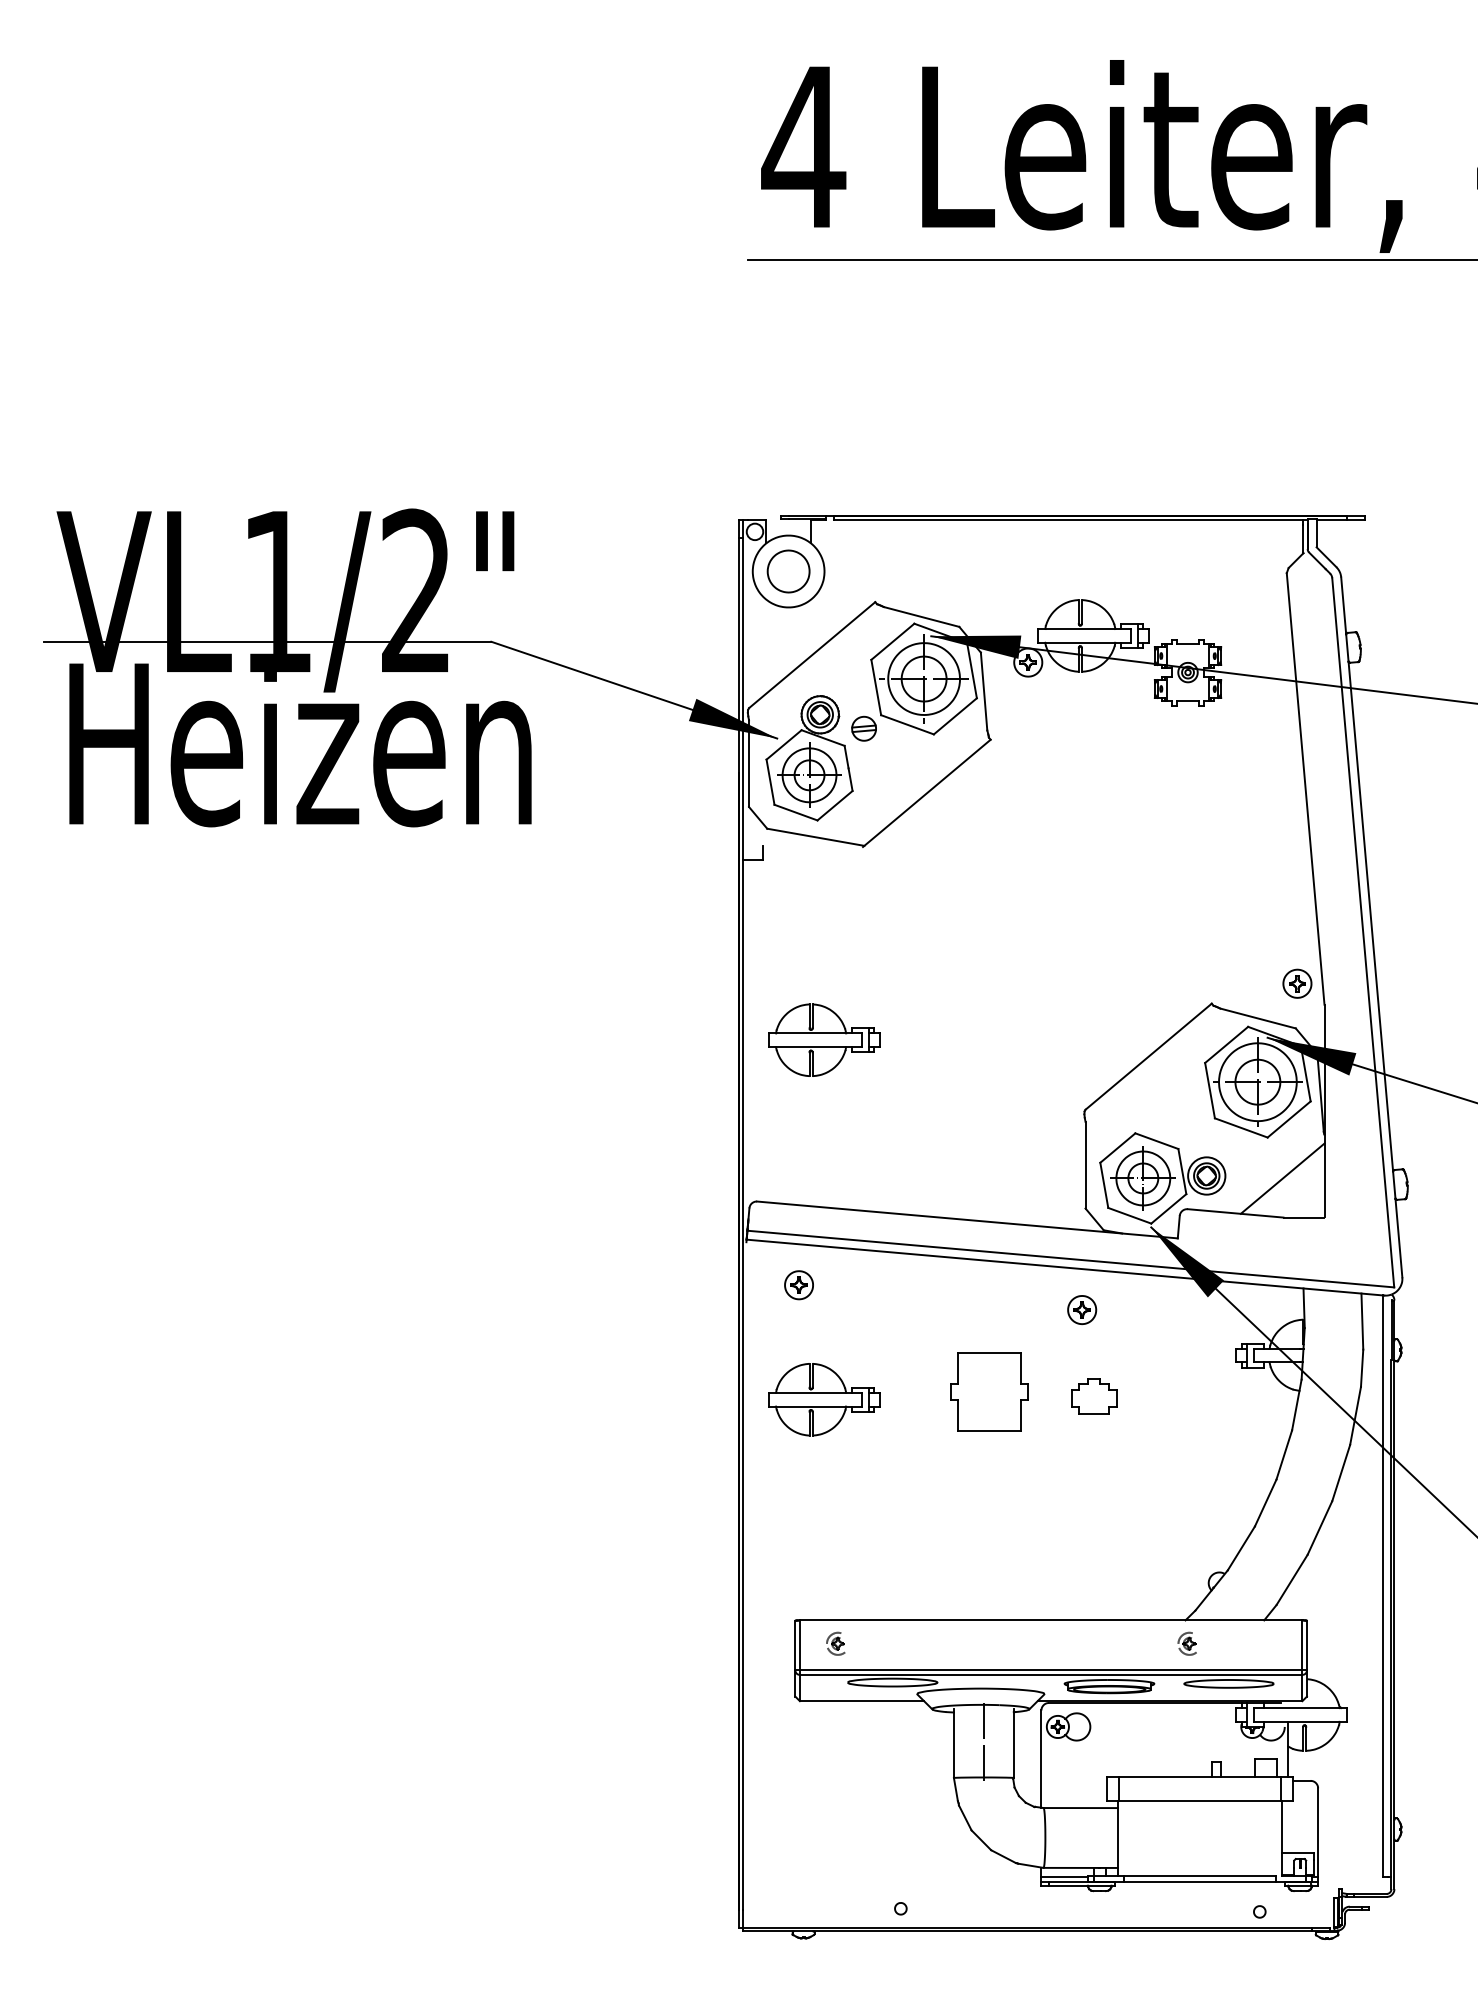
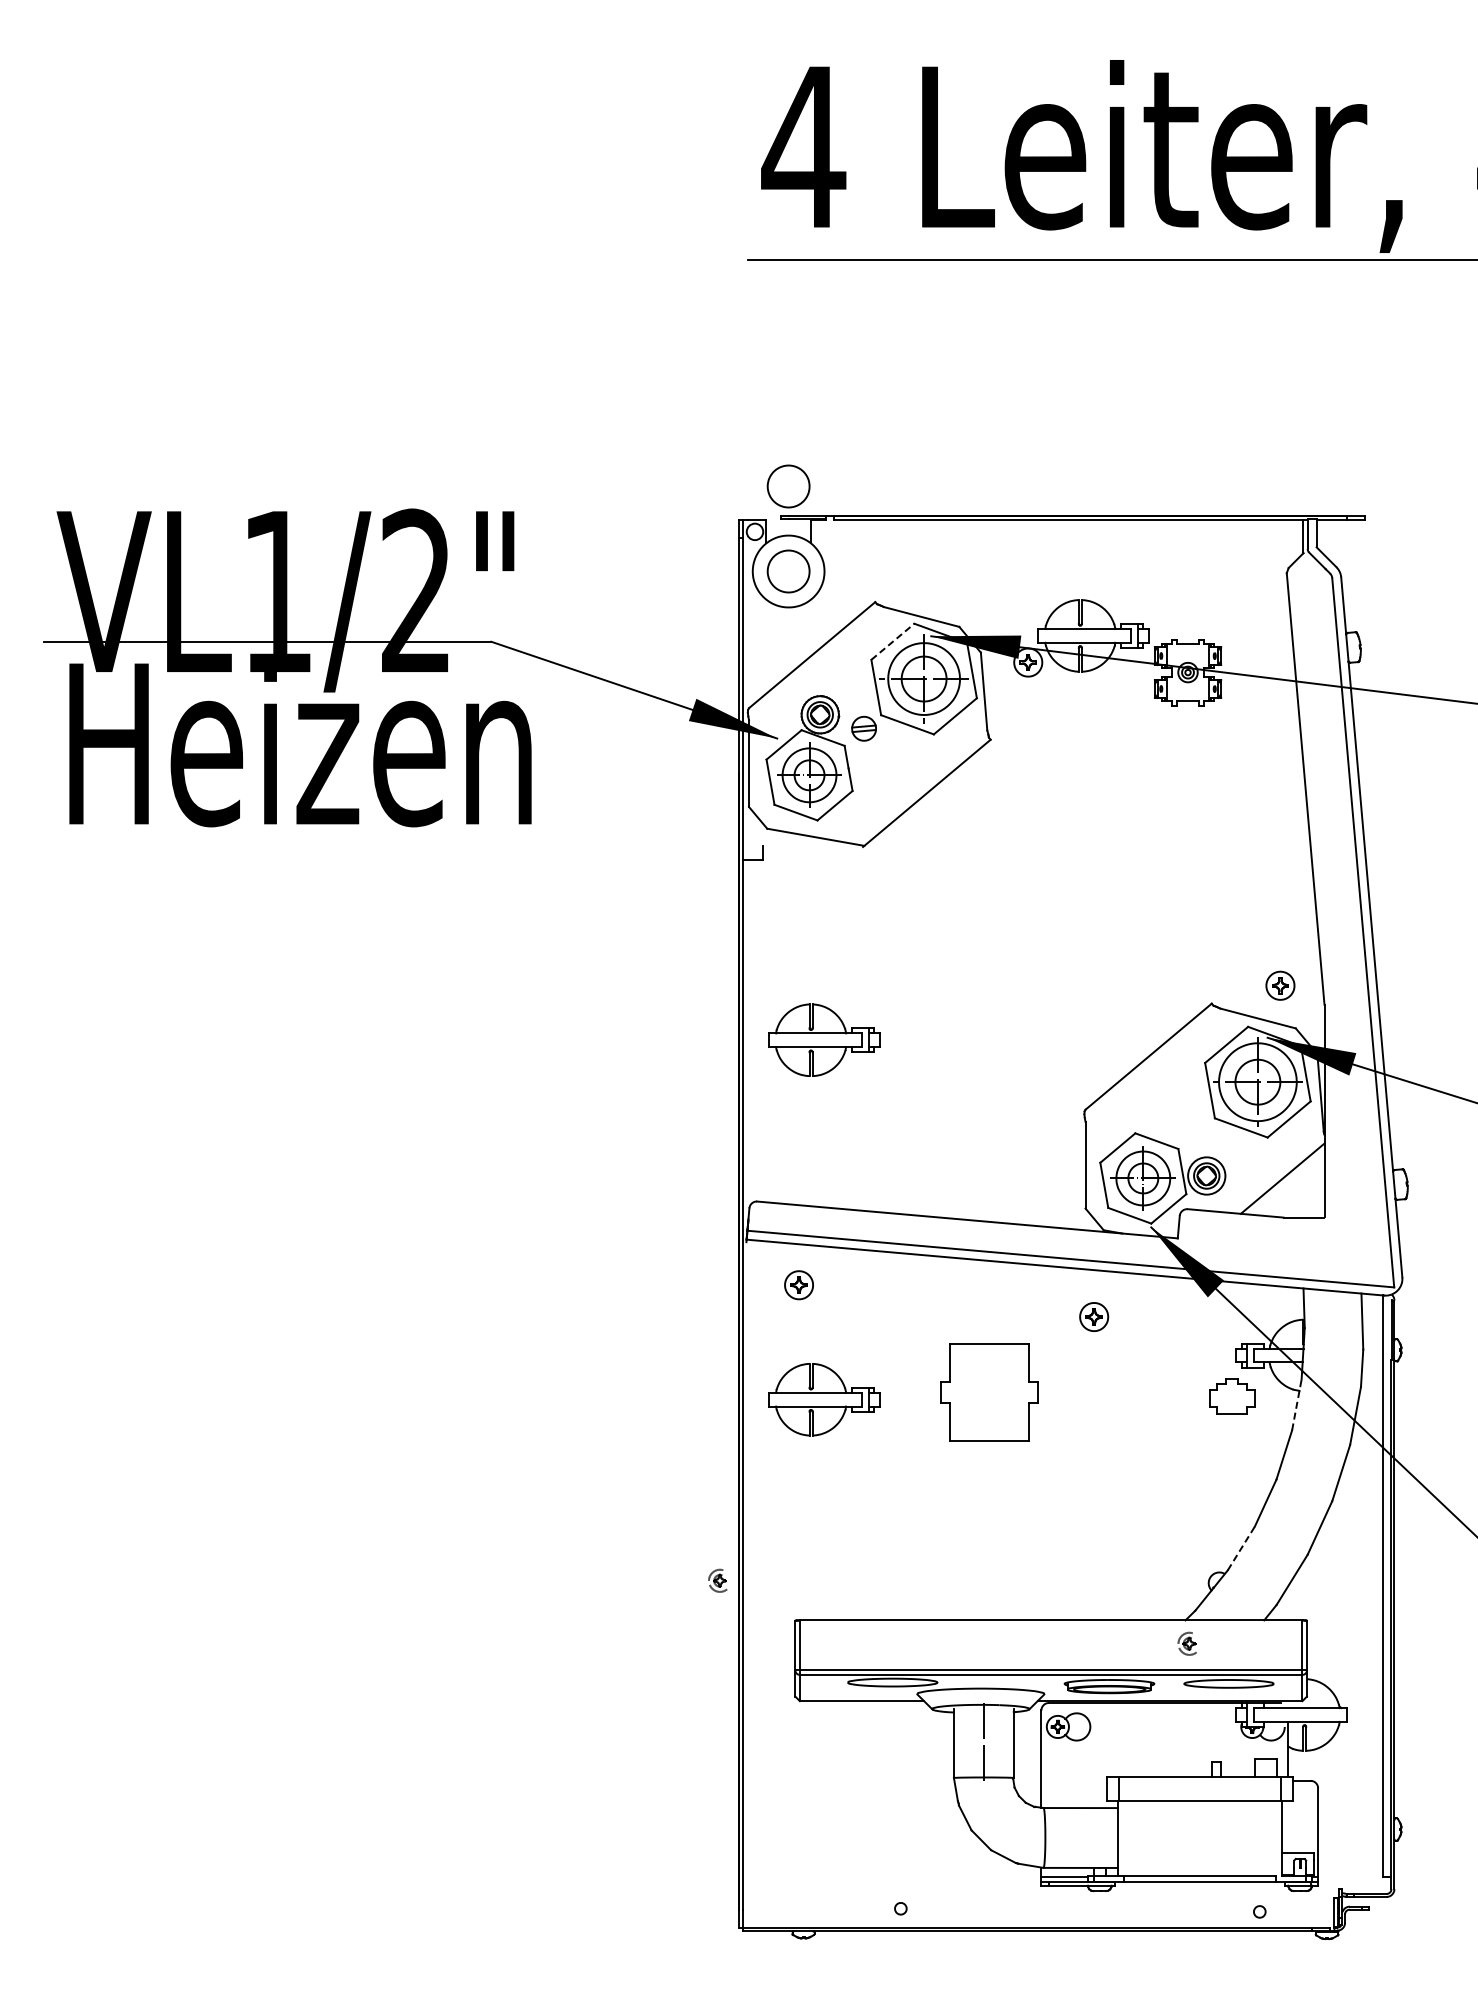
part: none -> present (788, 486)
line: solid -> dashed (893, 641)
part position: (1297, 983) -> (1280, 985) (1280, 985)
part position: (1082, 1309) -> (1094, 1316) (1094, 1316)
part size: 79x80 px -> 99x99 px (989, 1392)
part position: (1094, 1396) -> (1232, 1396) (1232, 1396)
line: solid -> dashed (1296, 1404)
line: solid -> dashed (1241, 1548)
part position: (835, 1643) -> (717, 1580) (717, 1580)
